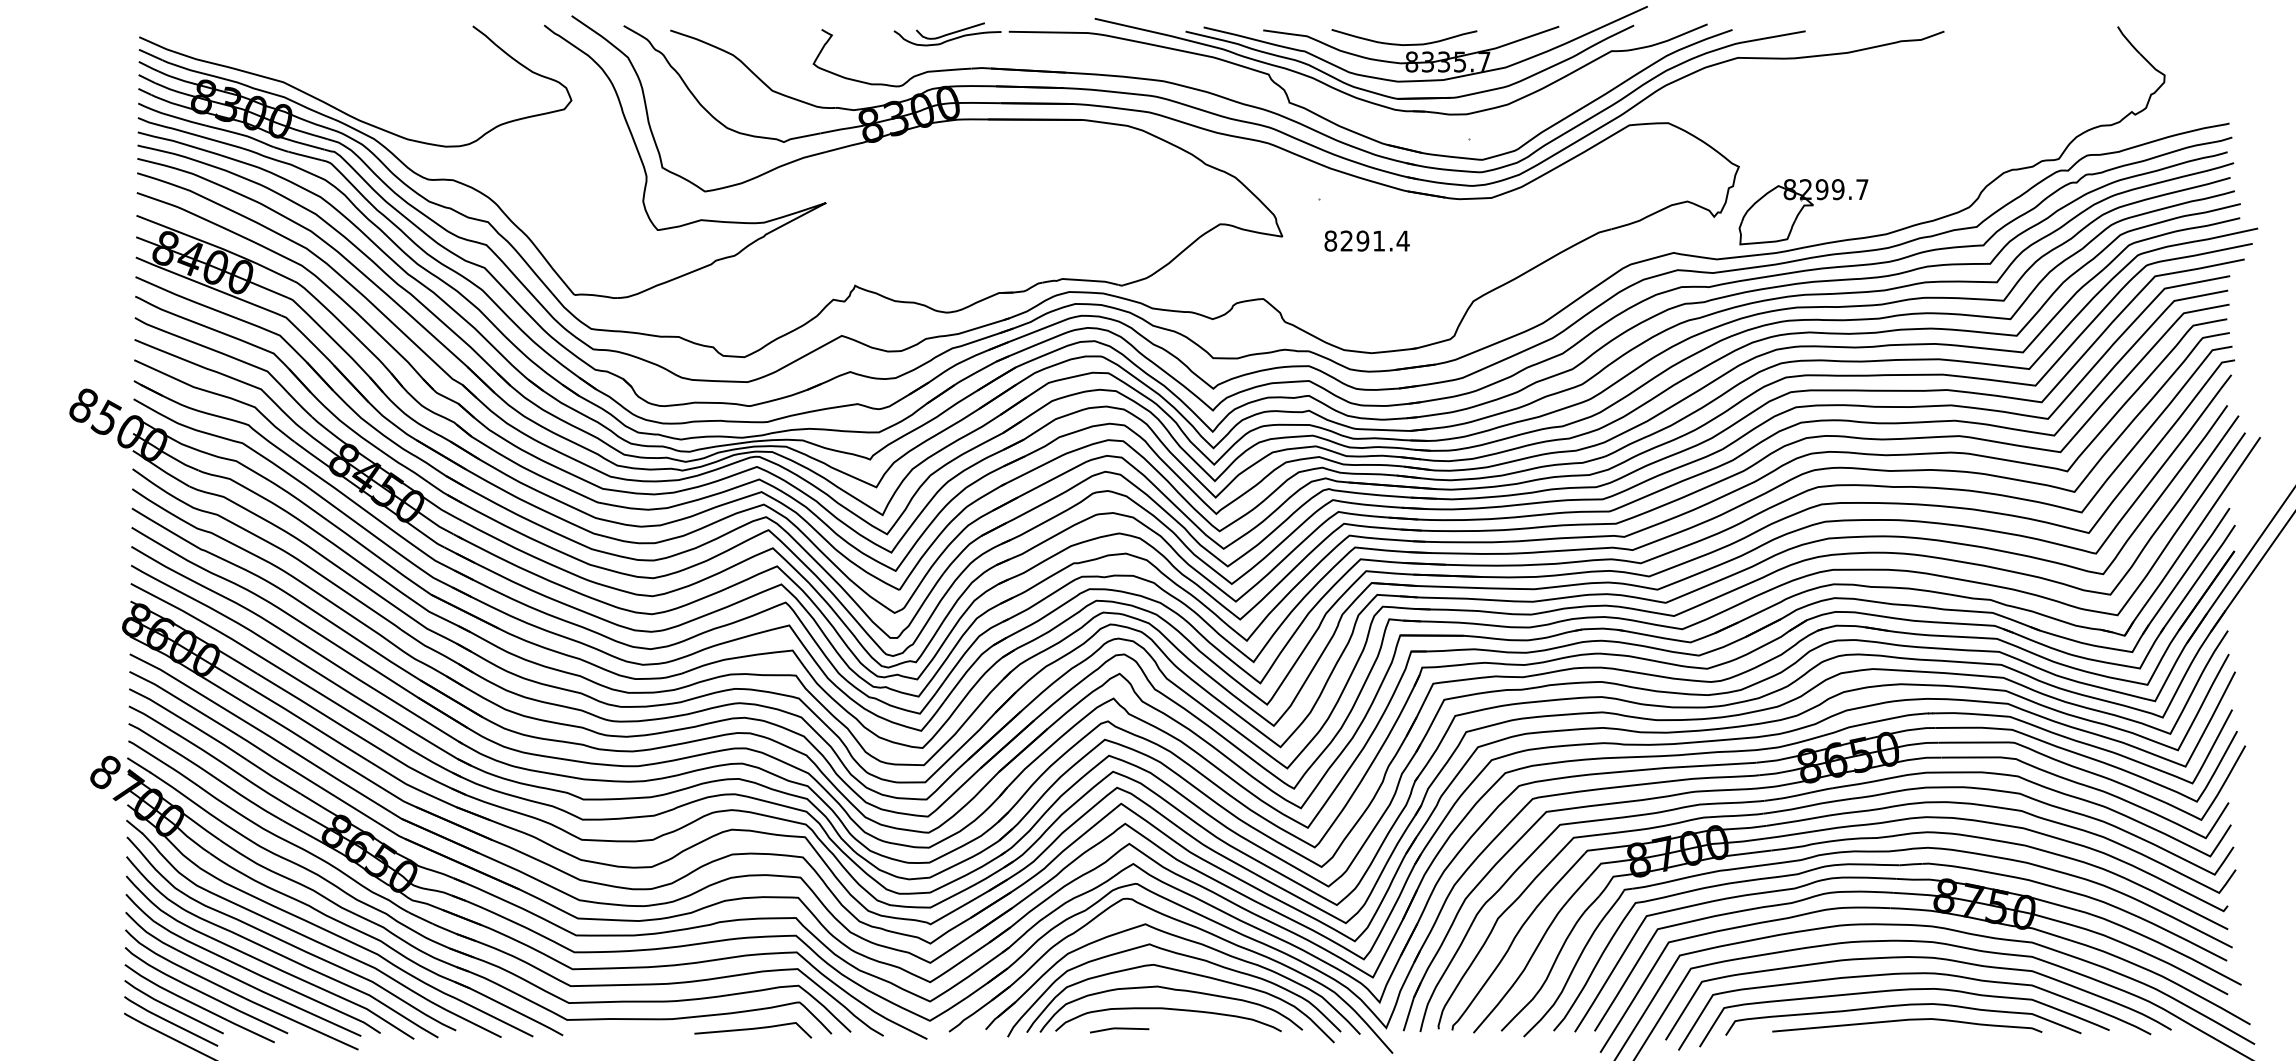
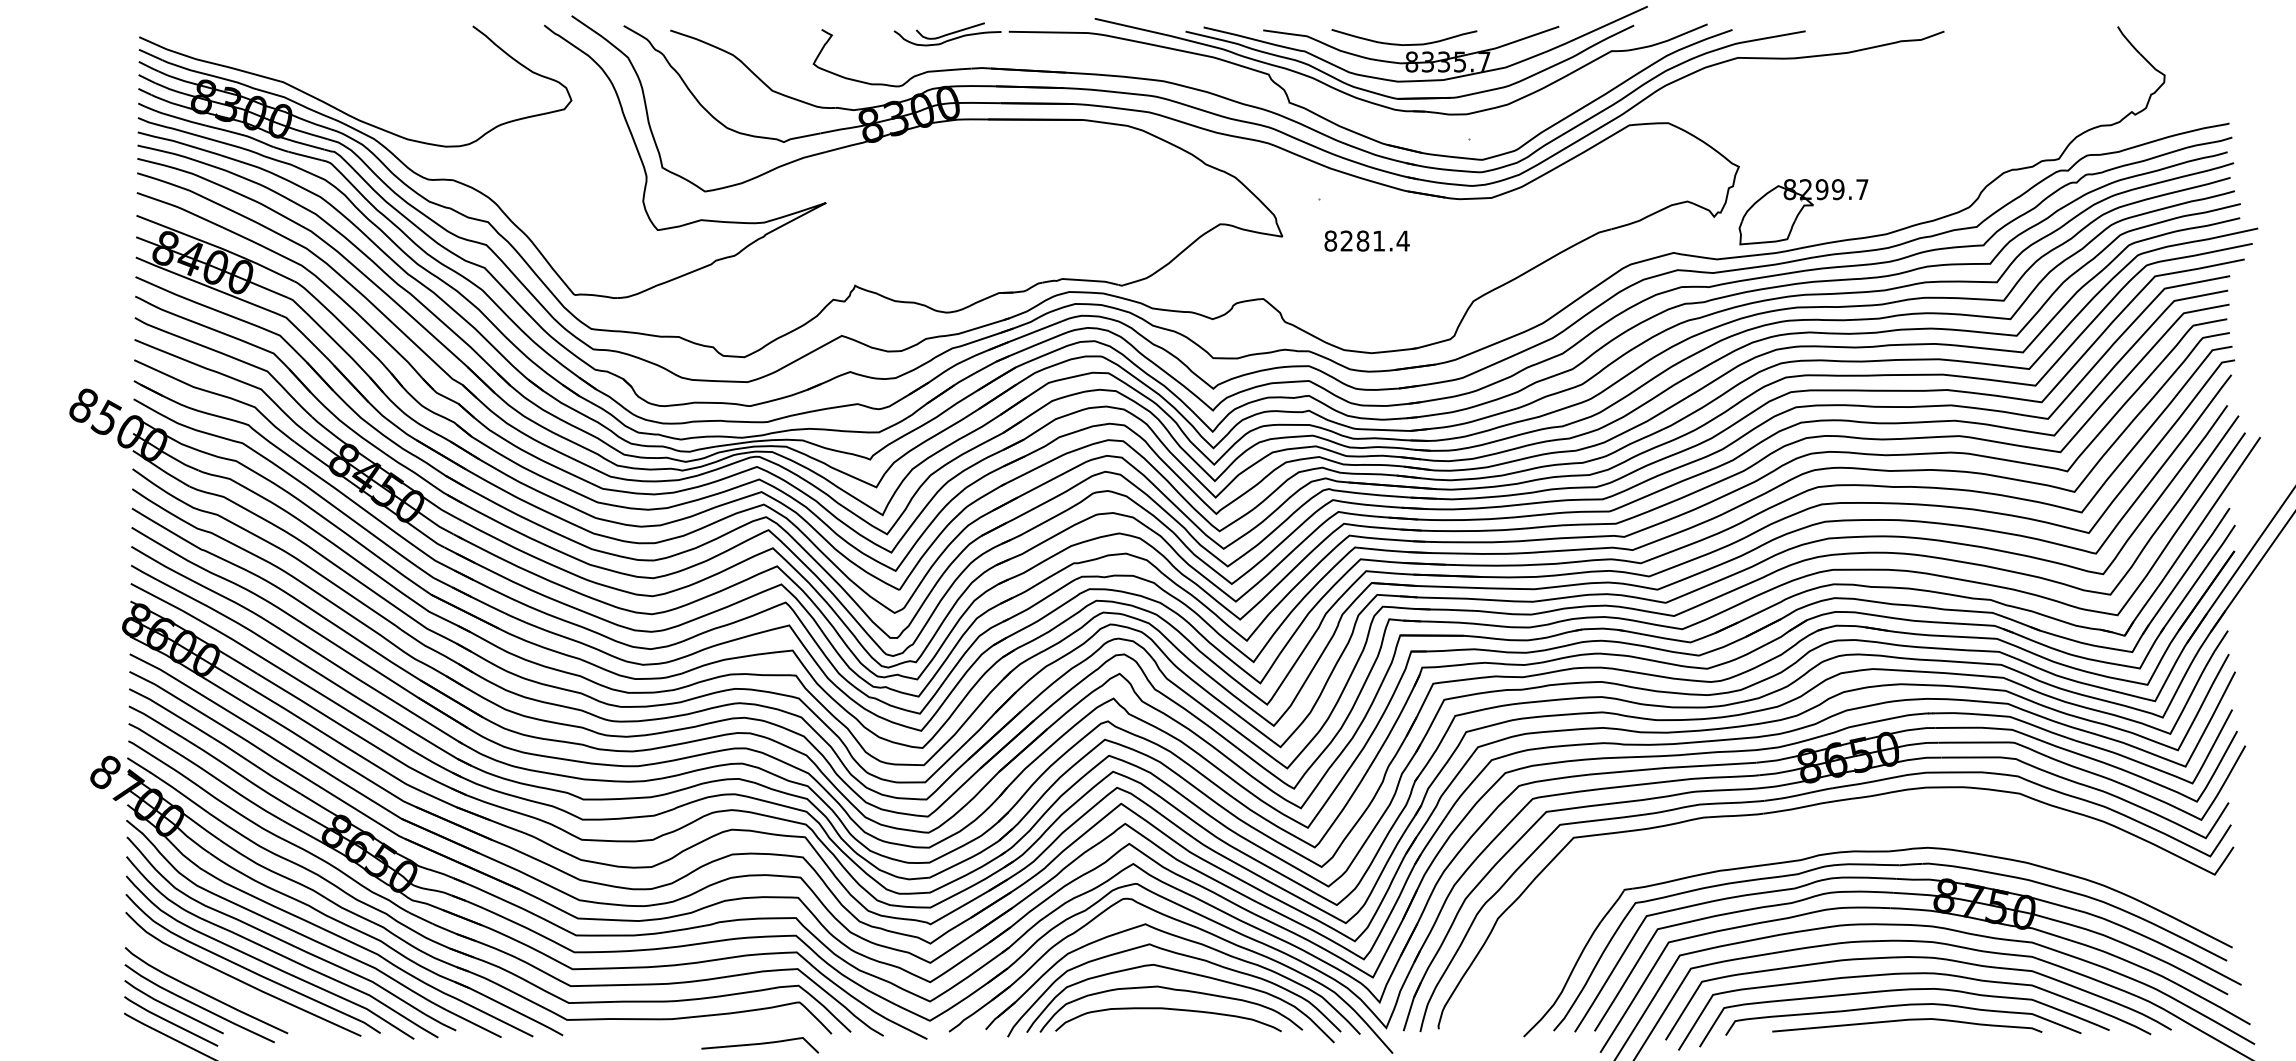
text: 8291.4 -> 8281.4 (1362, 240)
part: present -> none (1831, 842)
curve: present -> none (239, 994)
curve position: (753, 1029) -> (760, 1044) (760, 1044)
line: present -> none (1119, 1029)
